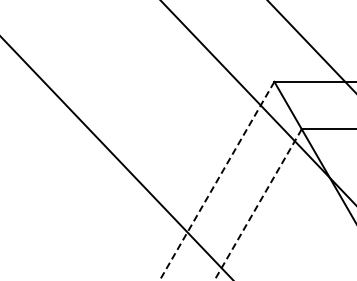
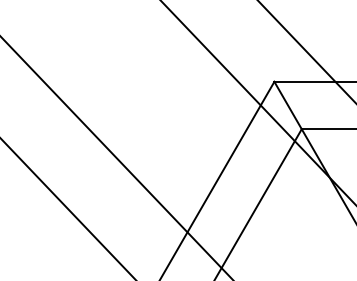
line position: (311, 46) -> (306, 51) (306, 51)
line: dashed -> solid (216, 181)
line: dashed -> solid (257, 205)
line: none -> present (67, 208)
